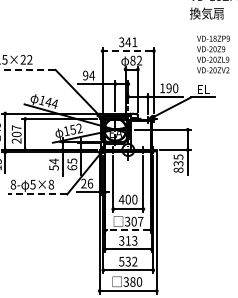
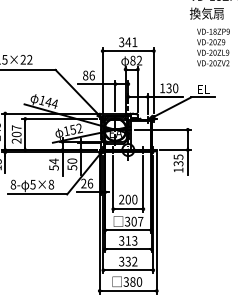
line: dashed -> solid (128, 51)
text position: (213, 54) -> (213, 47) (213, 47)
line: dashed -> solid (28, 69)
text: 94 -> 86 (89, 75)
text: 190 -> 130 (168, 88)
text: 65 -> 50 (72, 164)
text: 835 -> 135 (178, 169)
line: dashed -> solid (37, 194)
text: 400 -> 200 (121, 199)
line: dashed -> solid (127, 230)
text: 532 -> 332 (121, 260)
